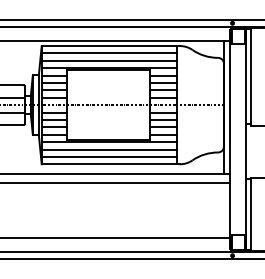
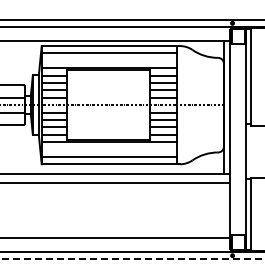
line: present -> none (108, 60)
line: present -> none (108, 149)
line: solid -> dashed (132, 258)
